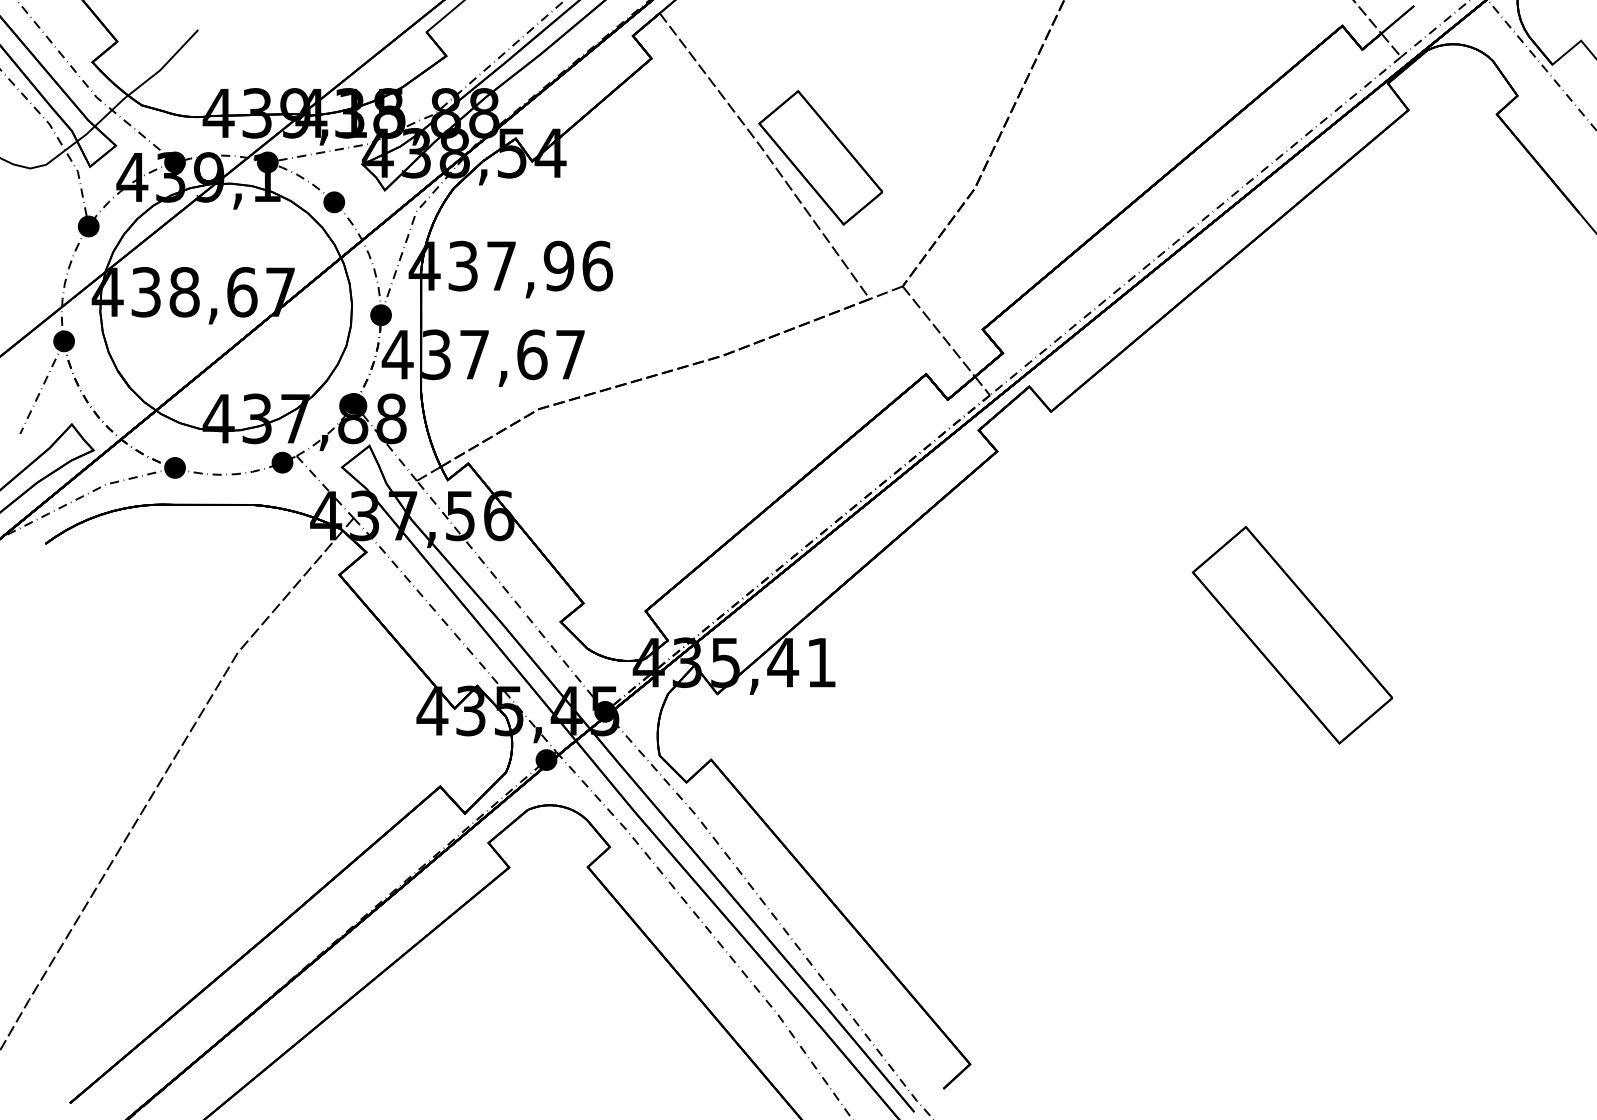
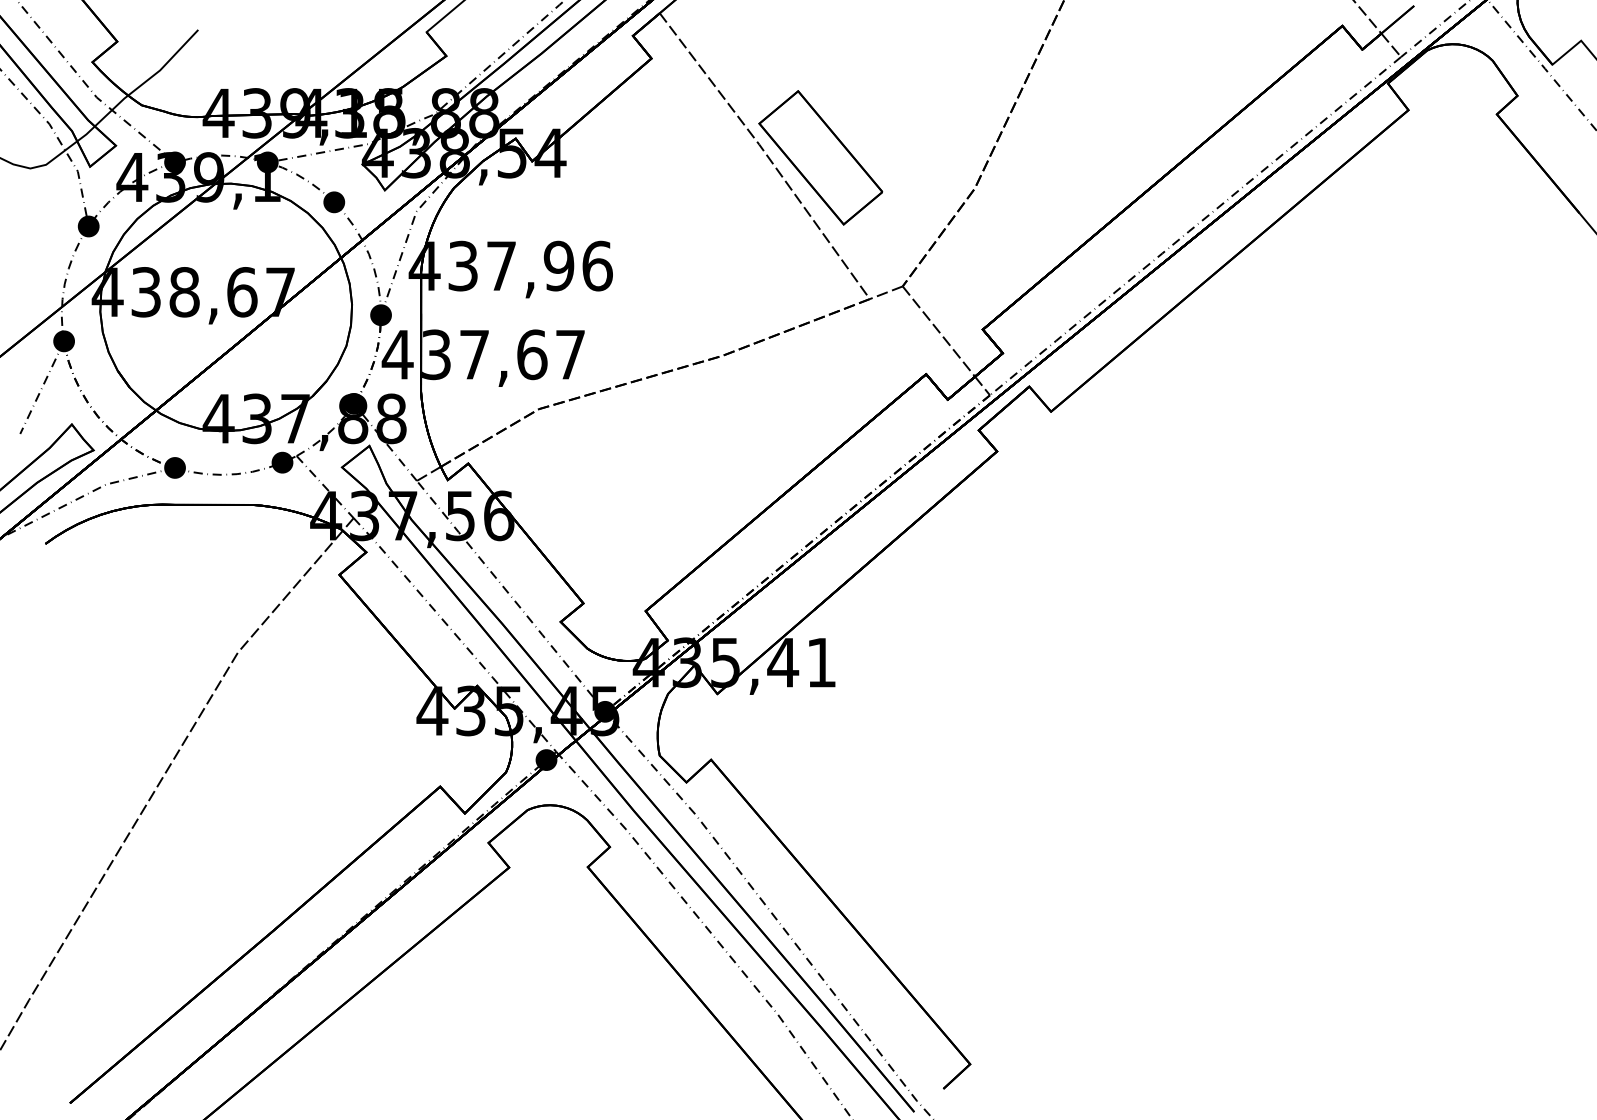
part: present -> none (1291, 635)
